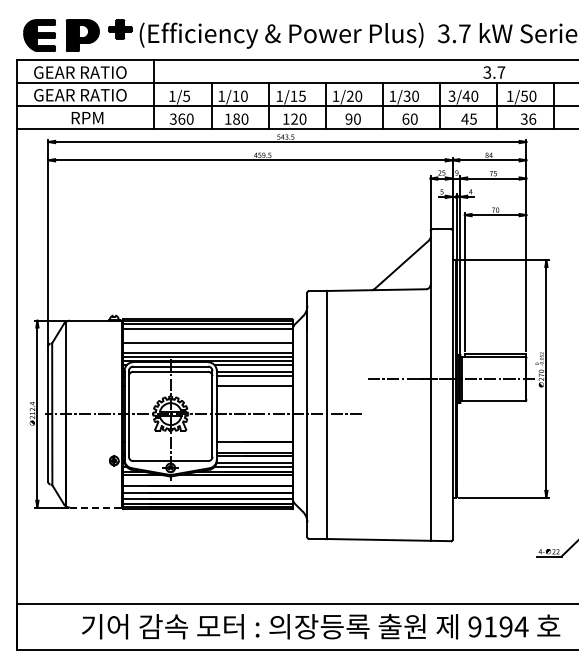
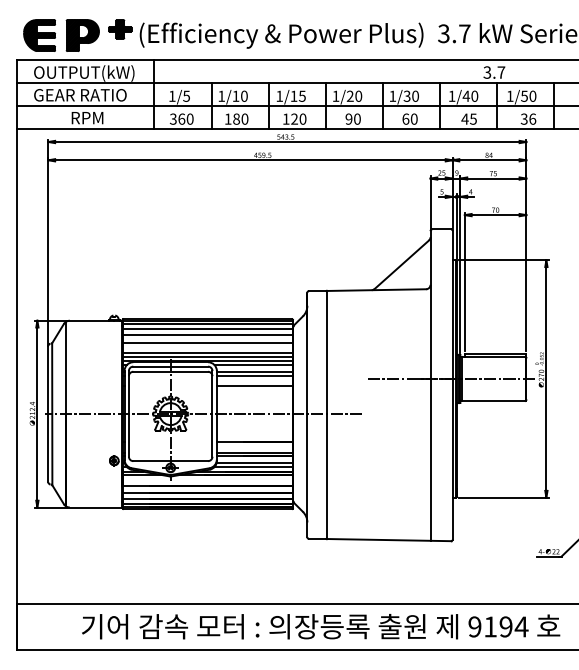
text: GEAR RATIO -> OUTPUT(kW) (85, 73)
text: 3/40 -> 1/40 (451, 95)
line: none -> present (207, 335)
line: dashed -> solid (96, 507)
